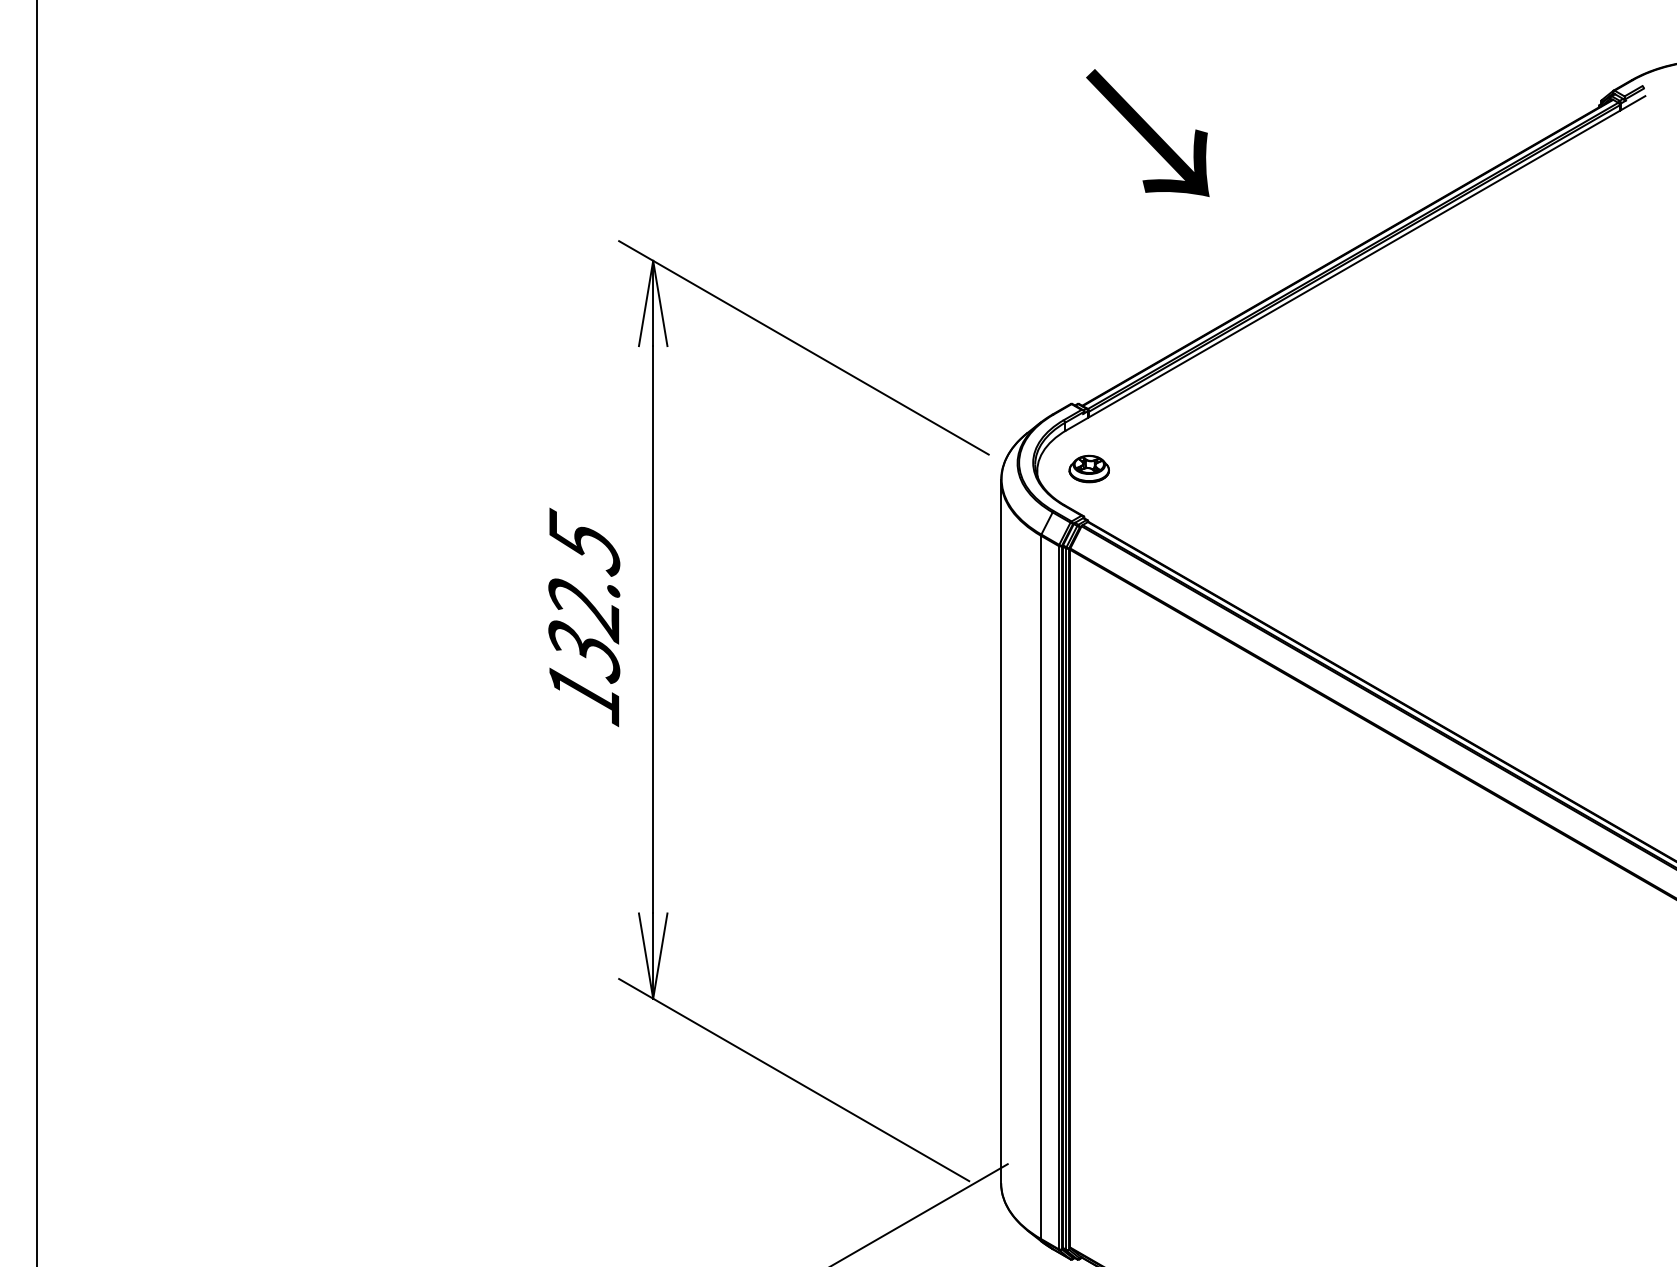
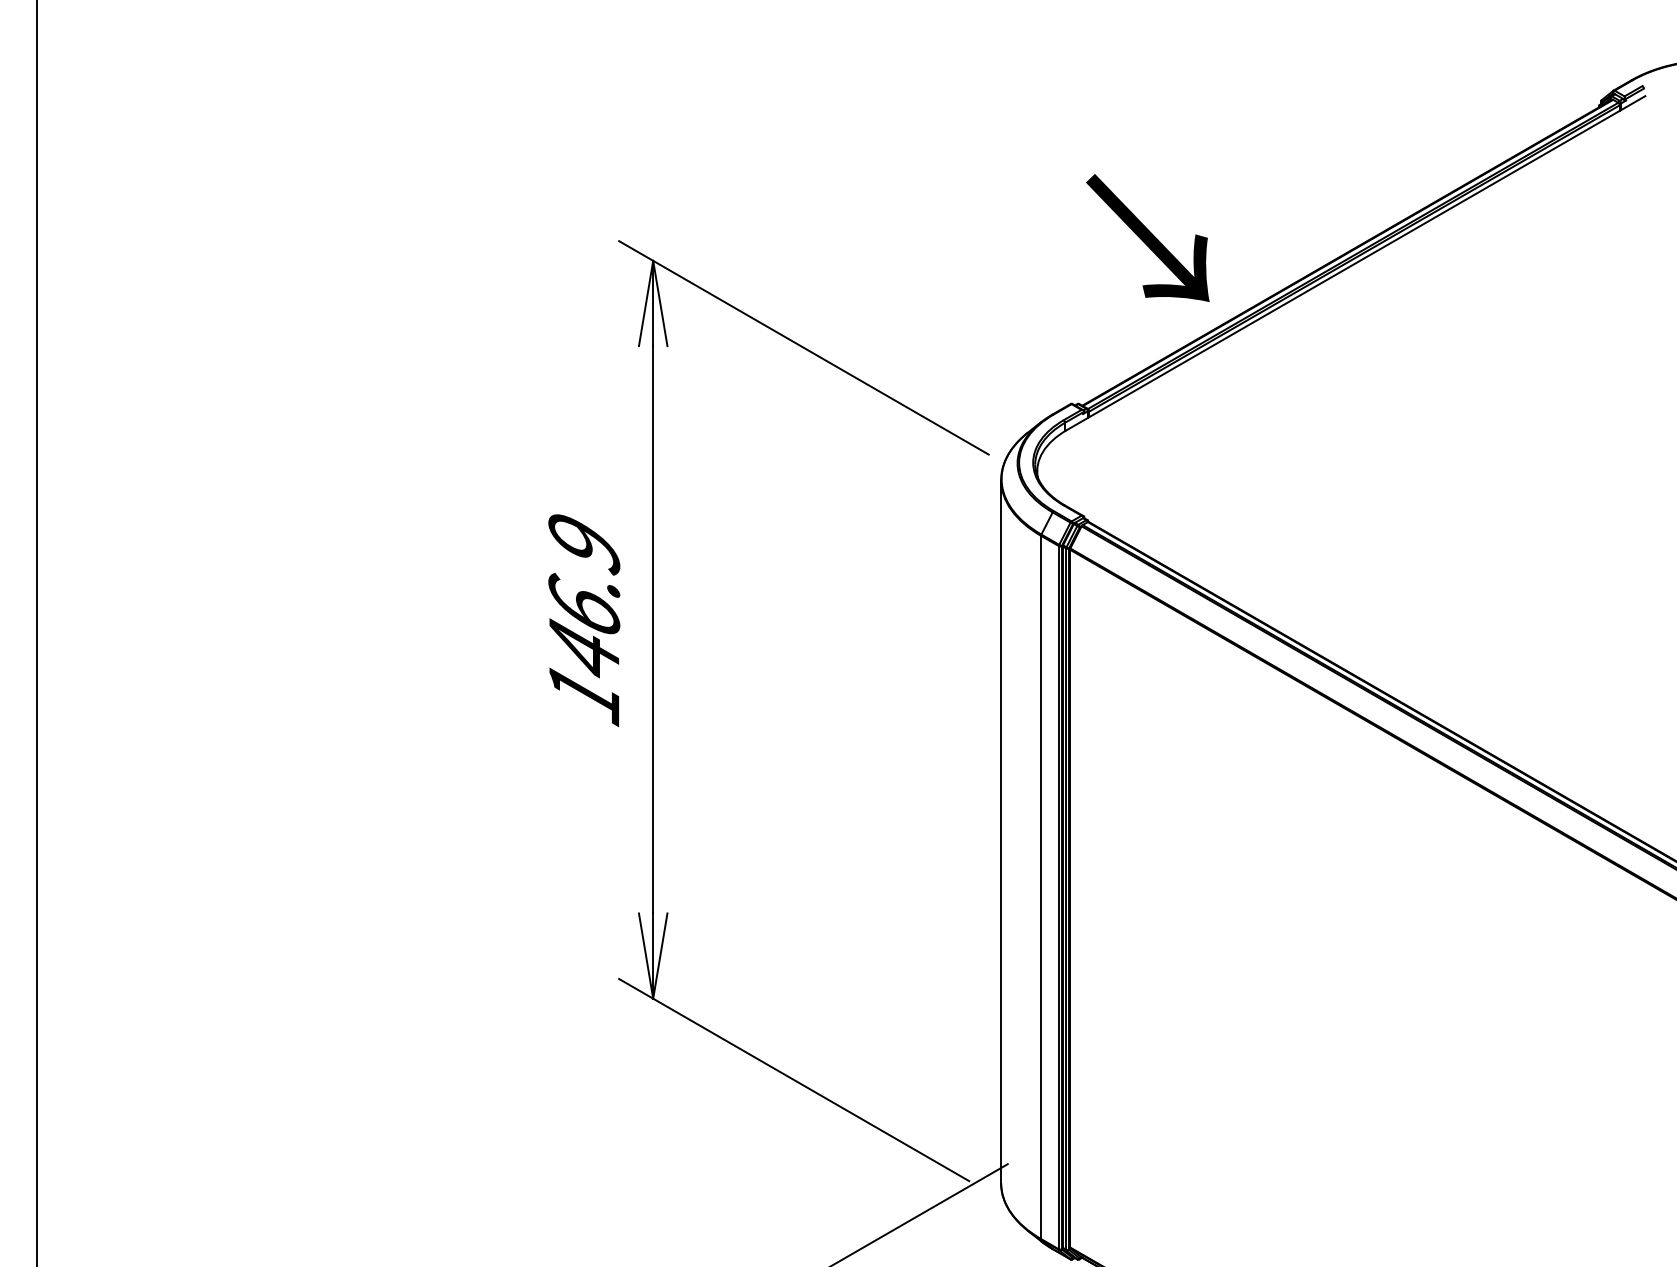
text position: (1147, 133) -> (1147, 238) (1147, 238)
part: present -> none (1088, 468)
text: 132.5 -> 146.9 (584, 595)
